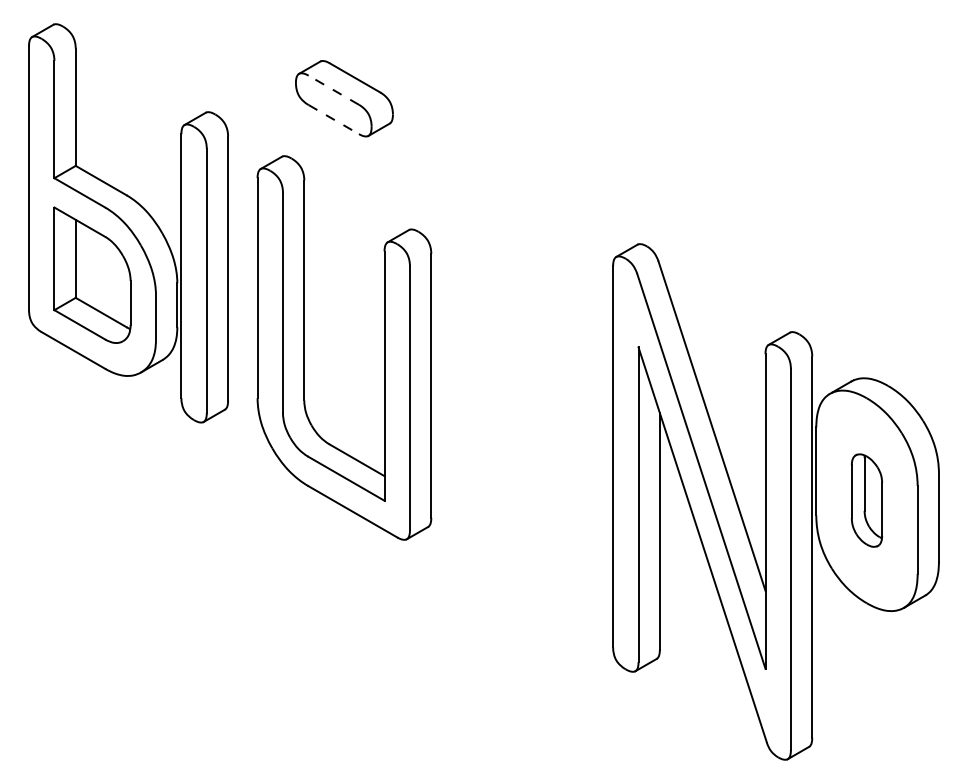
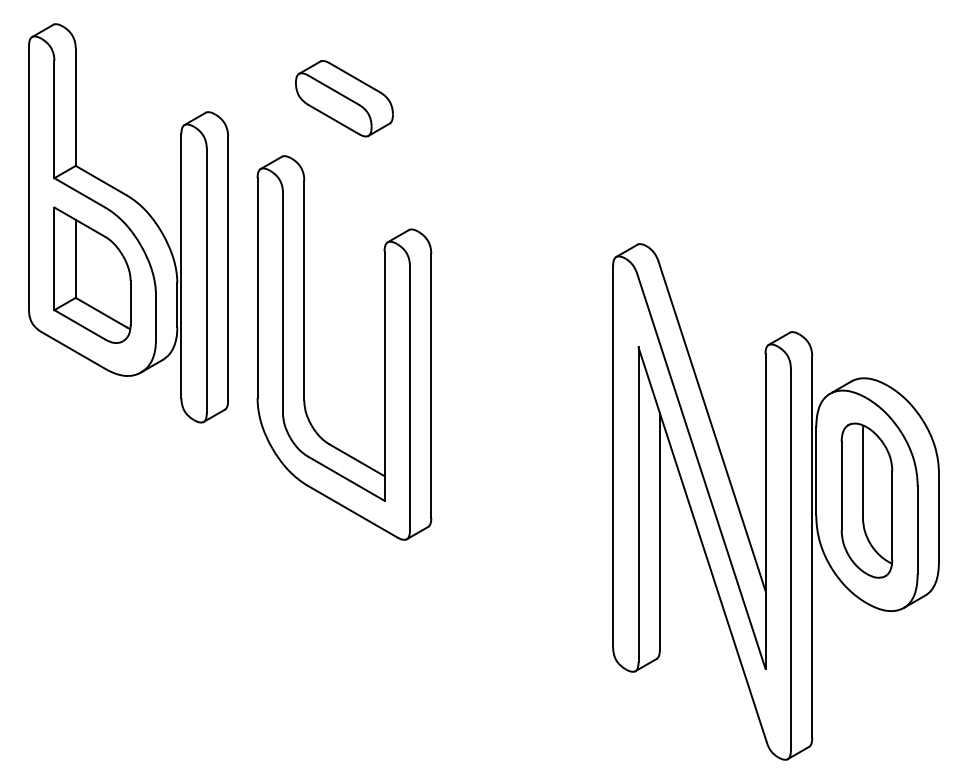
line: dashed -> solid (333, 89)
line: dashed -> solid (334, 119)
part size: 32x95 px -> 54x157 px (866, 500)
